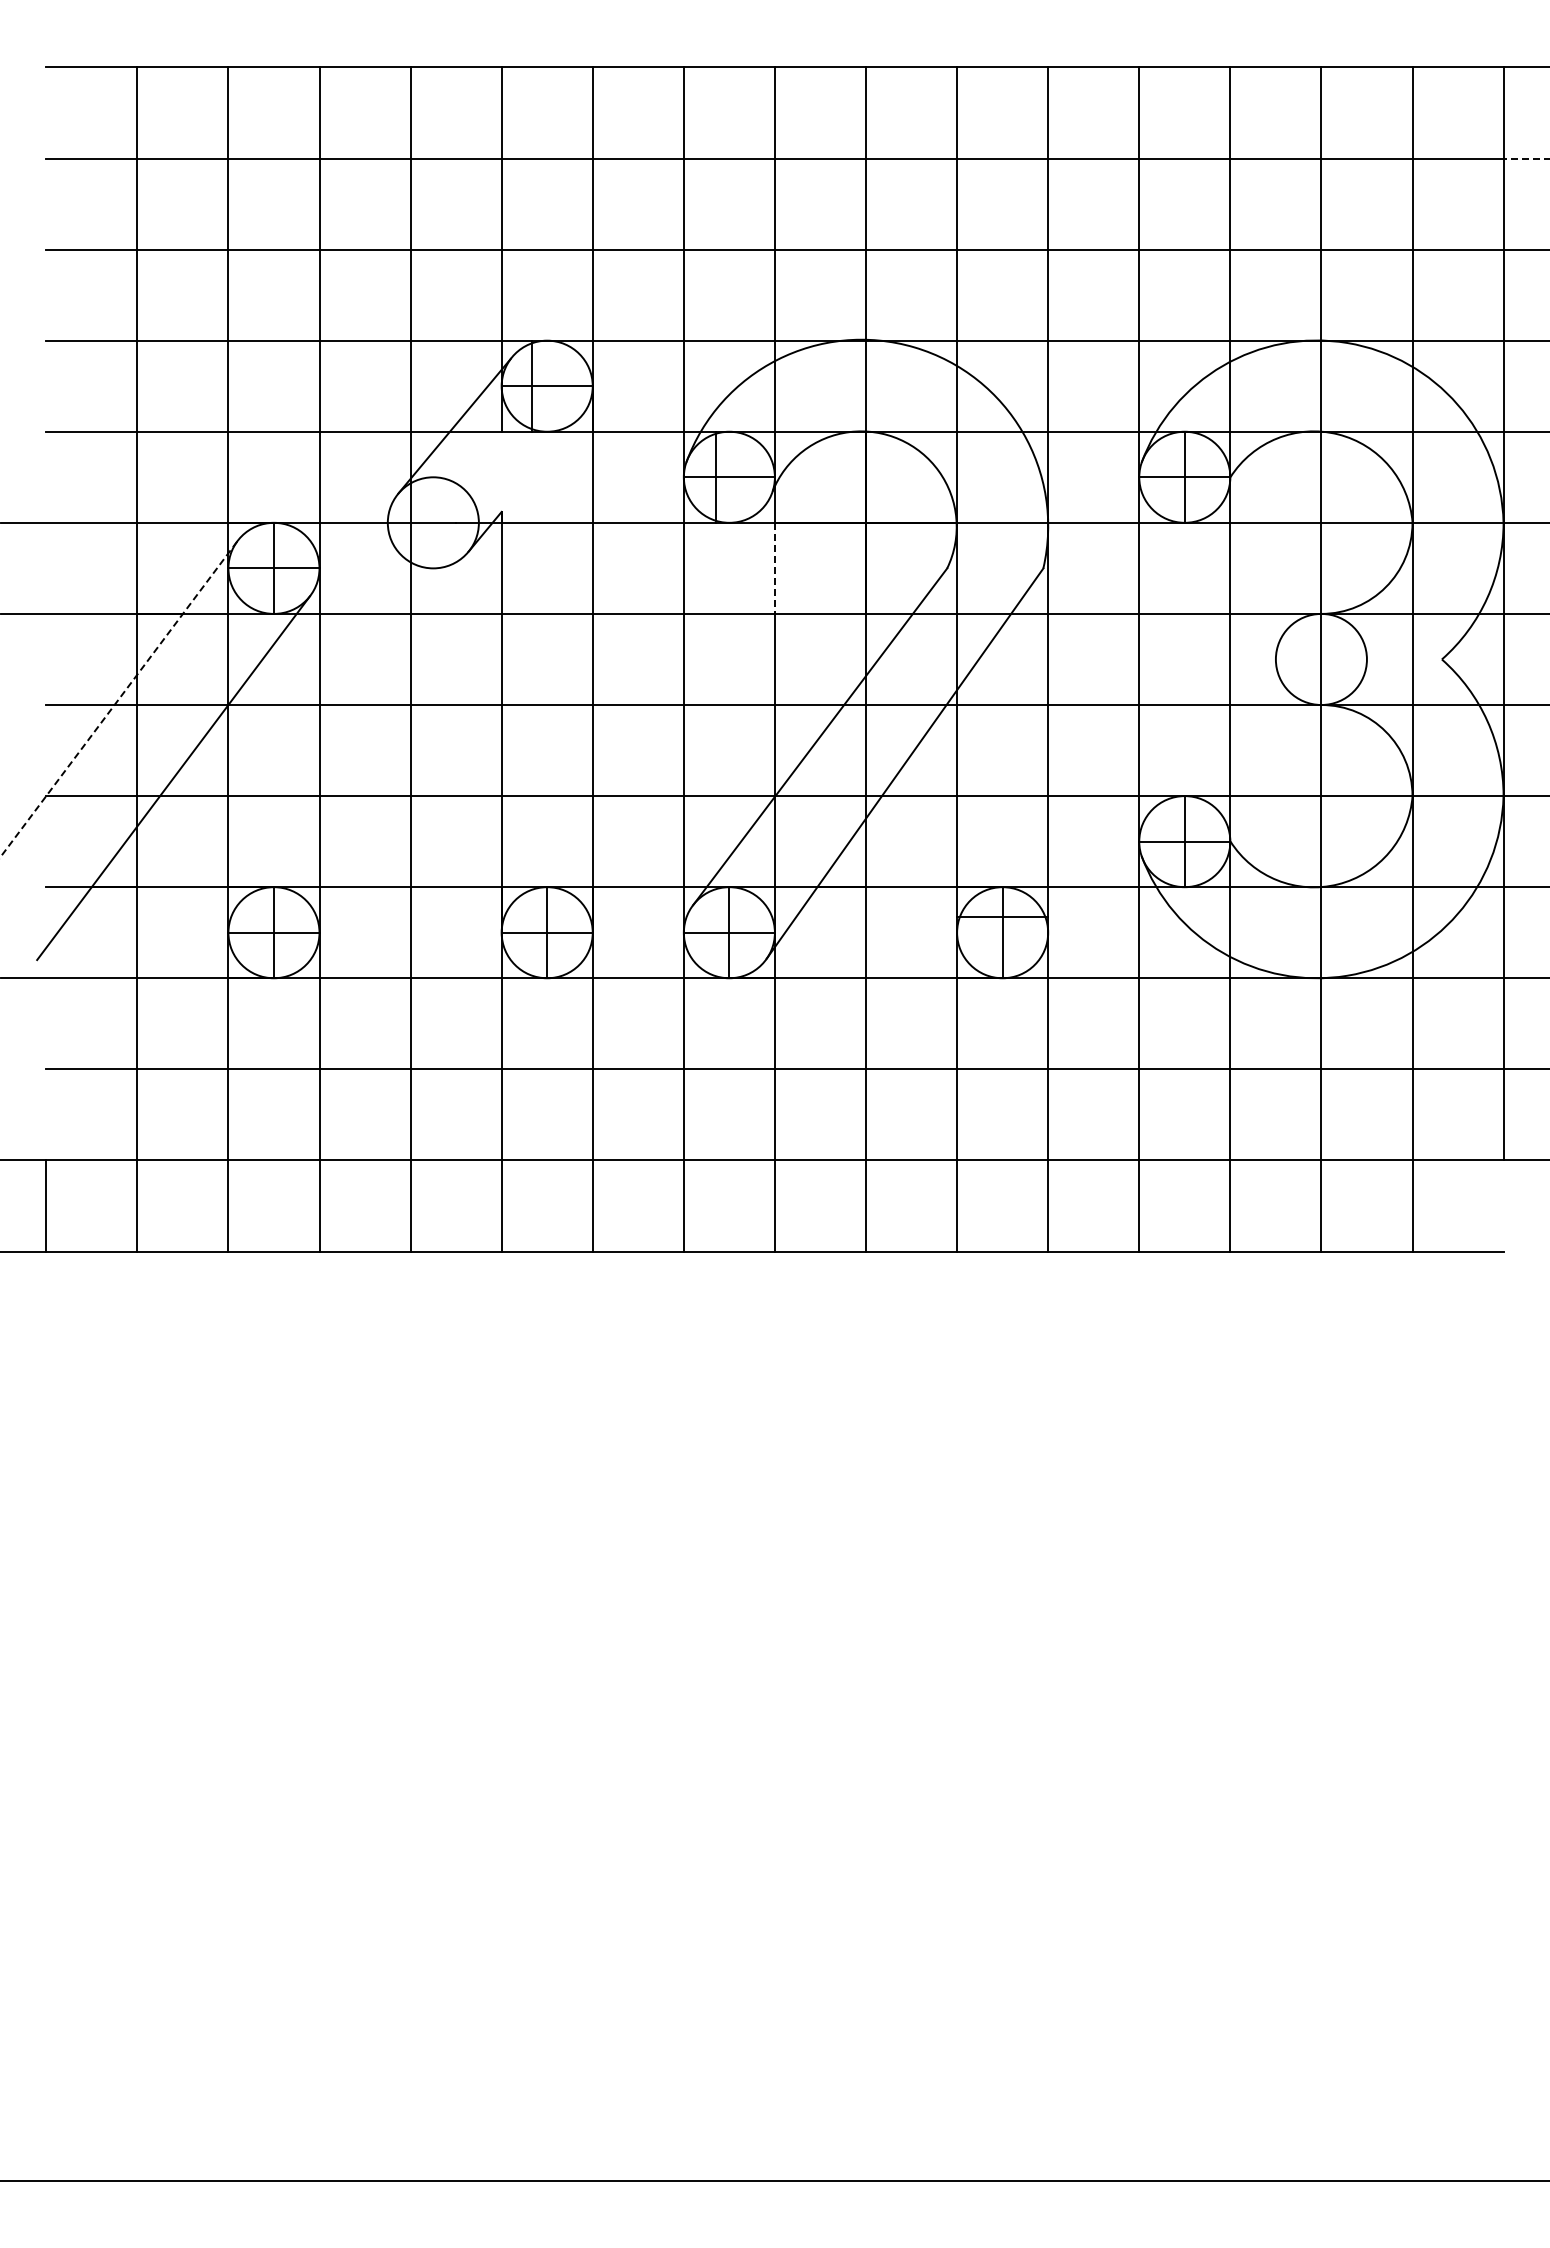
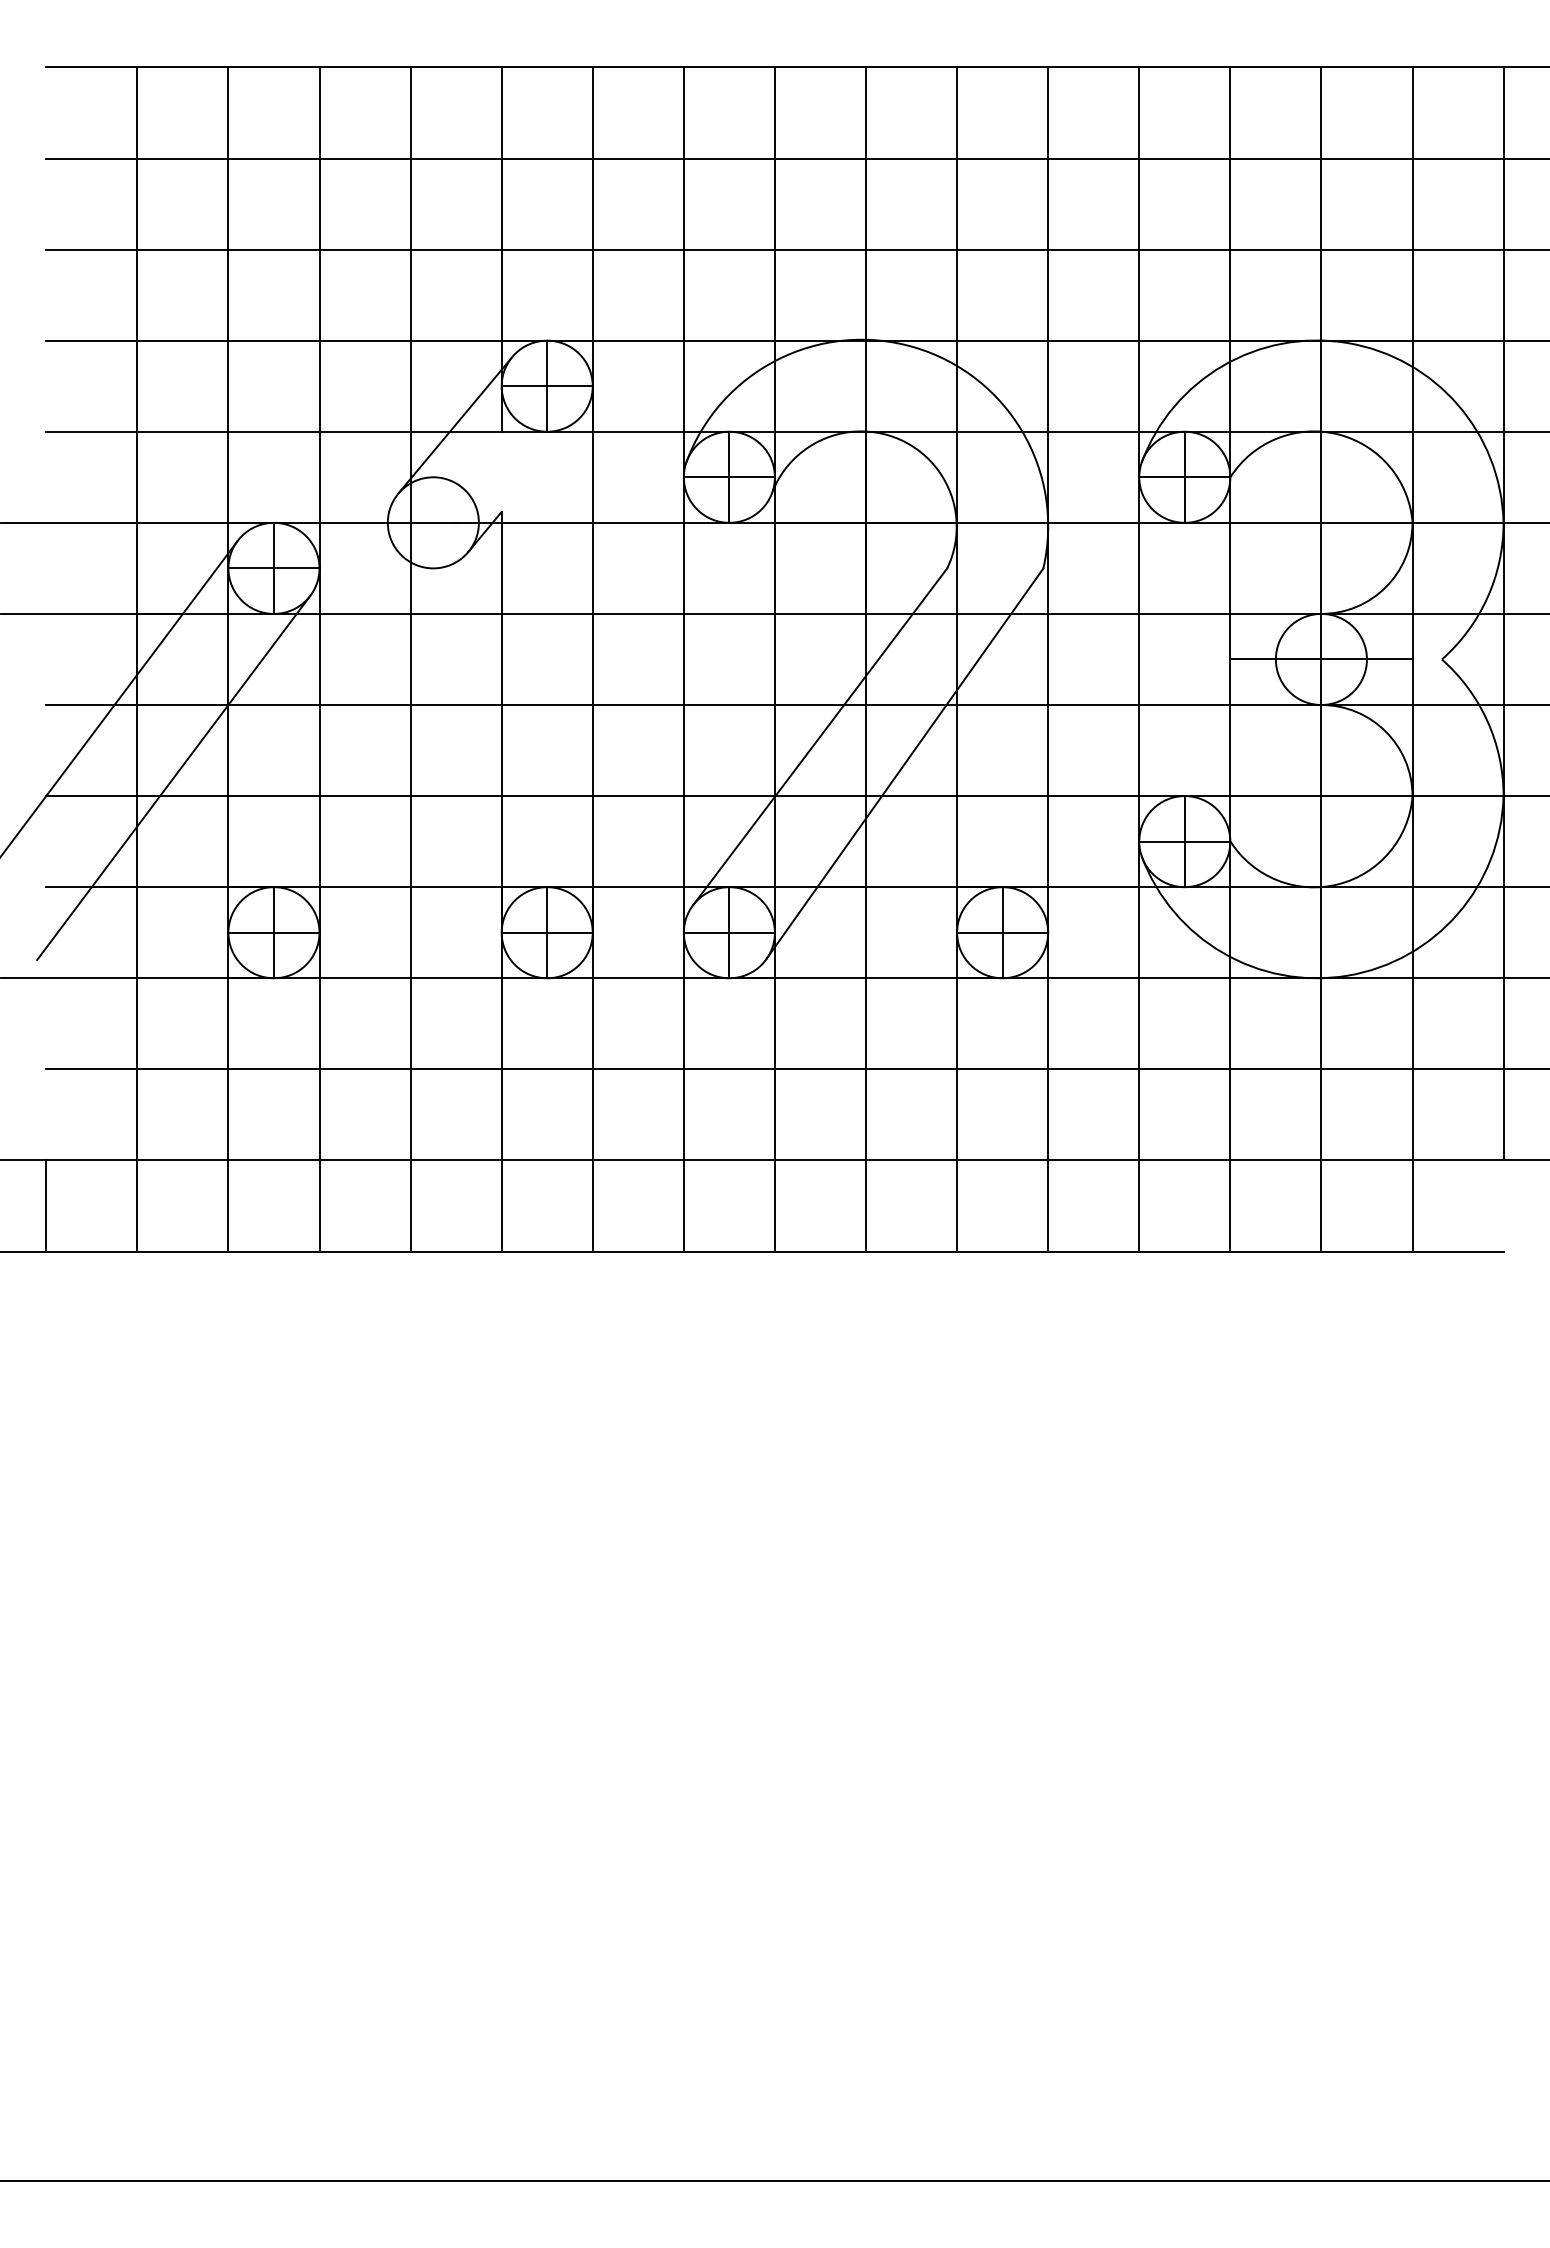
line: dashed -> solid (1526, 158)
line position: (532, 385) -> (547, 385) (547, 385)
line position: (716, 476) -> (729, 476) (729, 476)
line: dashed -> solid (774, 568)
line: none -> present (1321, 659)
line: dashed -> solid (118, 699)
line position: (1002, 916) -> (1002, 932) (1002, 932)
